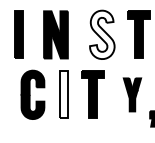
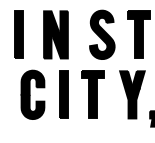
fill: none -> present (102, 34)
fill: none -> present (63, 94)
part size: 21x36 px -> 27x50 px (132, 94)
